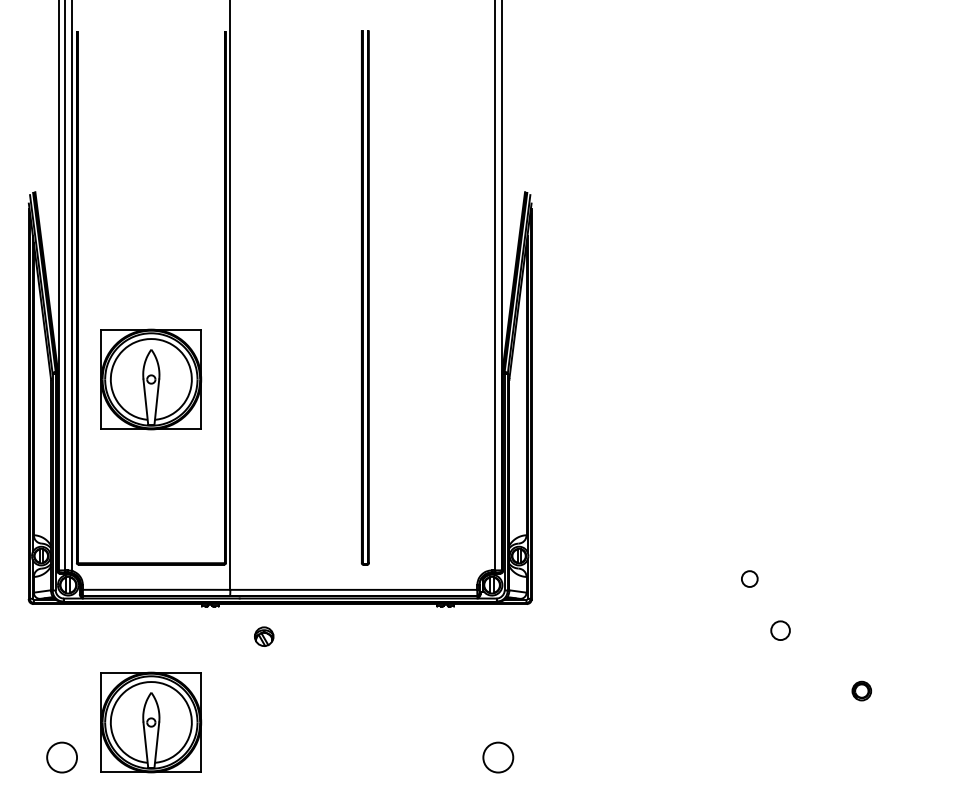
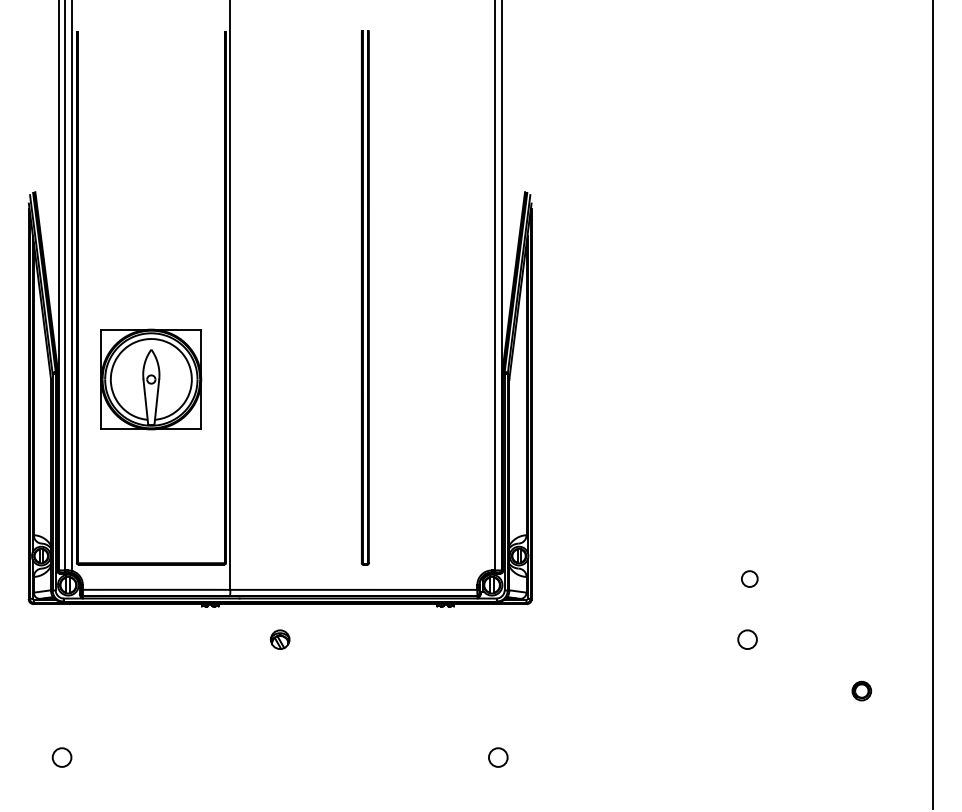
line: none -> present (933, 405)
circle position: (780, 630) -> (747, 639) (747, 639)
part position: (264, 636) -> (280, 639) (280, 639)
part: present -> none (151, 722)
circle diameter: 30 px -> 19 px (61, 757)
circle diameter: 30 px -> 19 px (497, 757)
